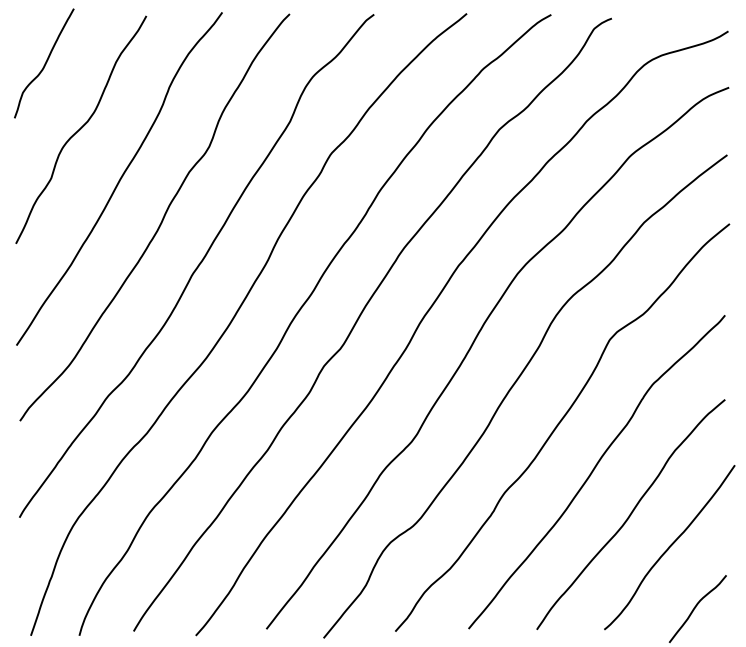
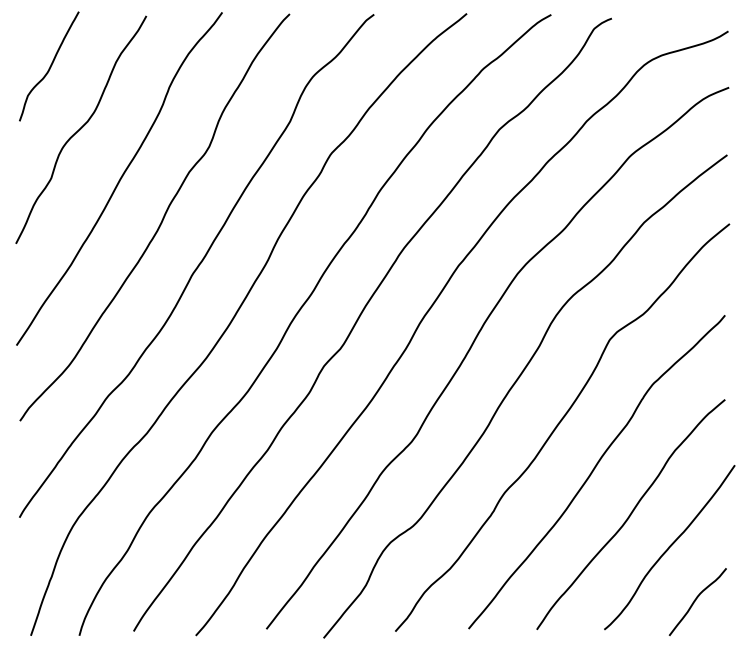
curve position: (44, 63) -> (49, 66) (49, 66)
curve position: (696, 607) -> (696, 600) (696, 600)
